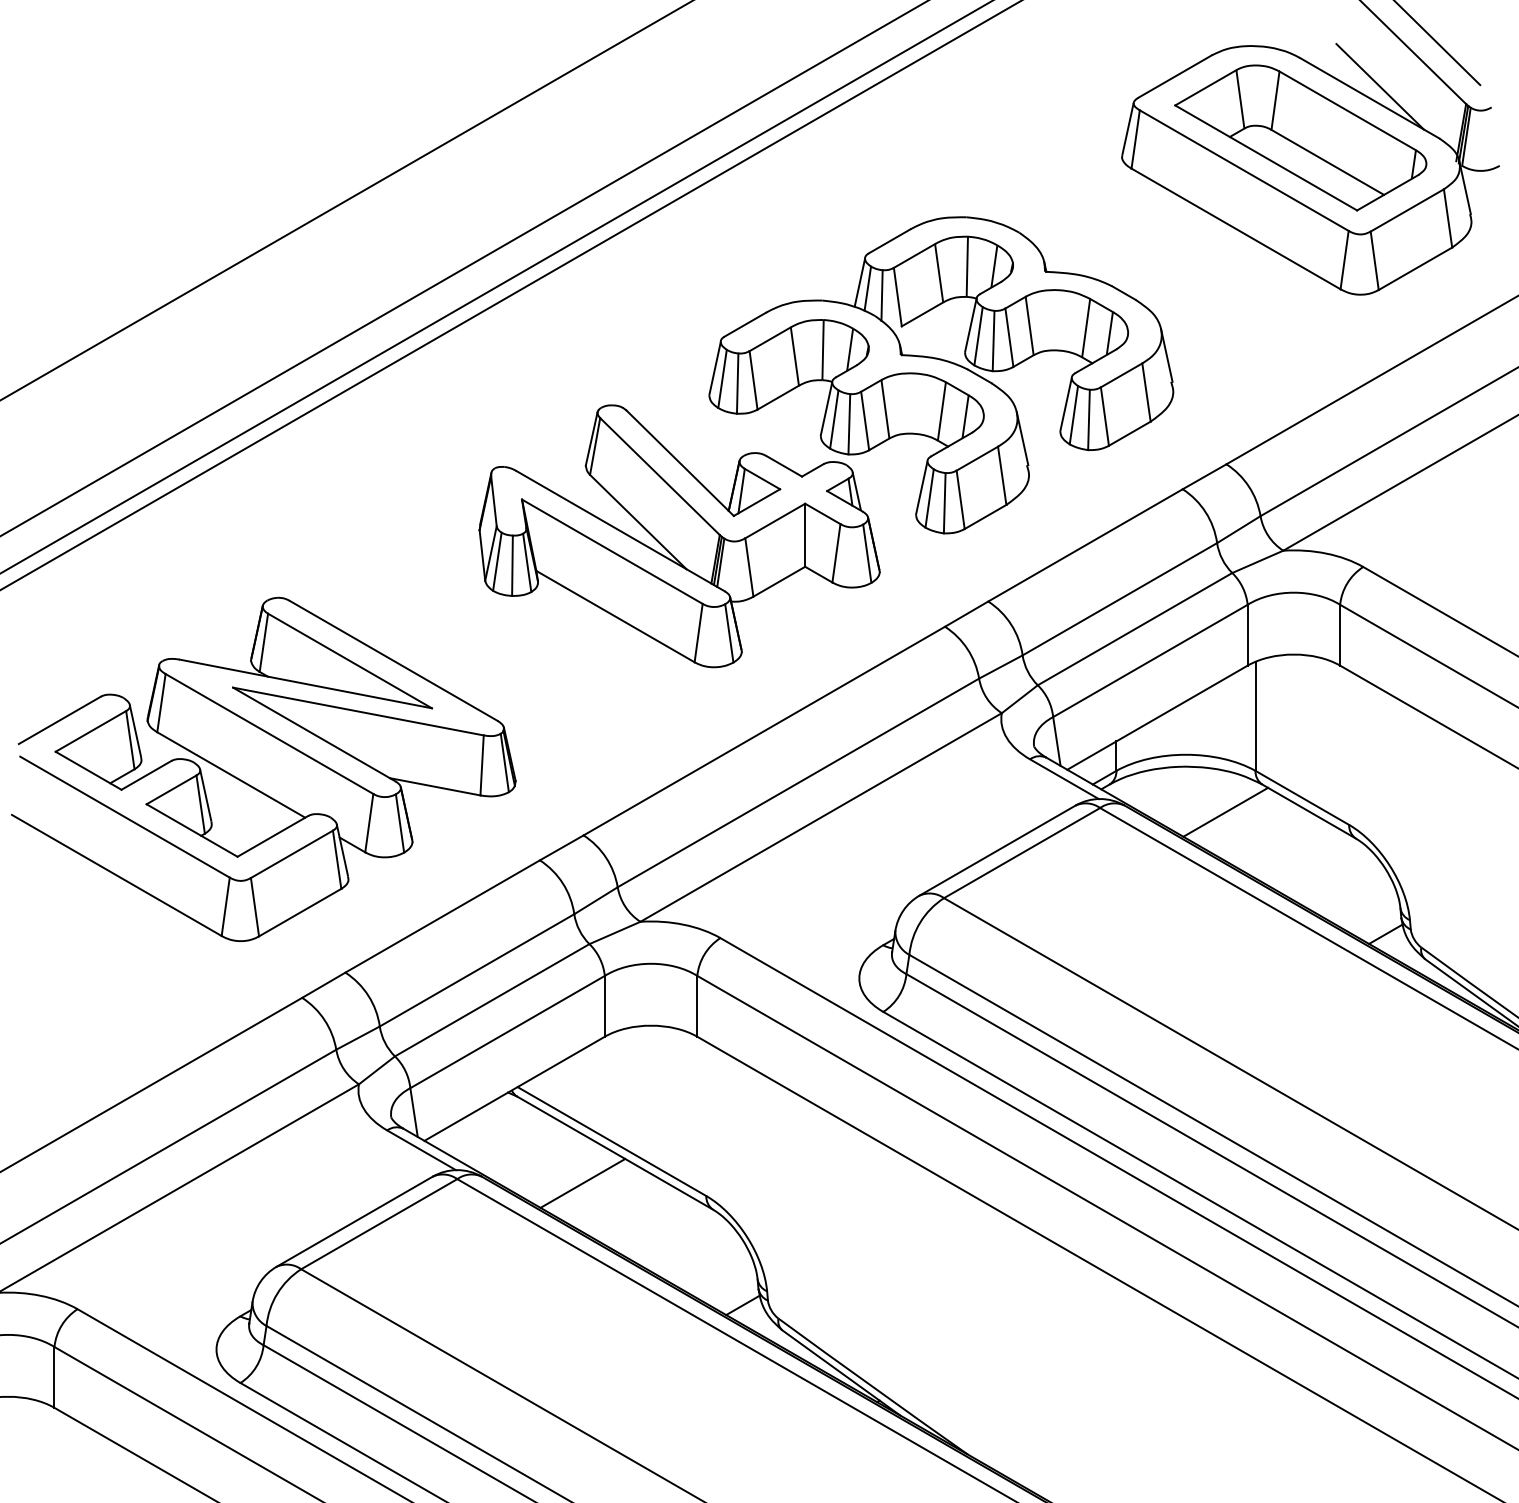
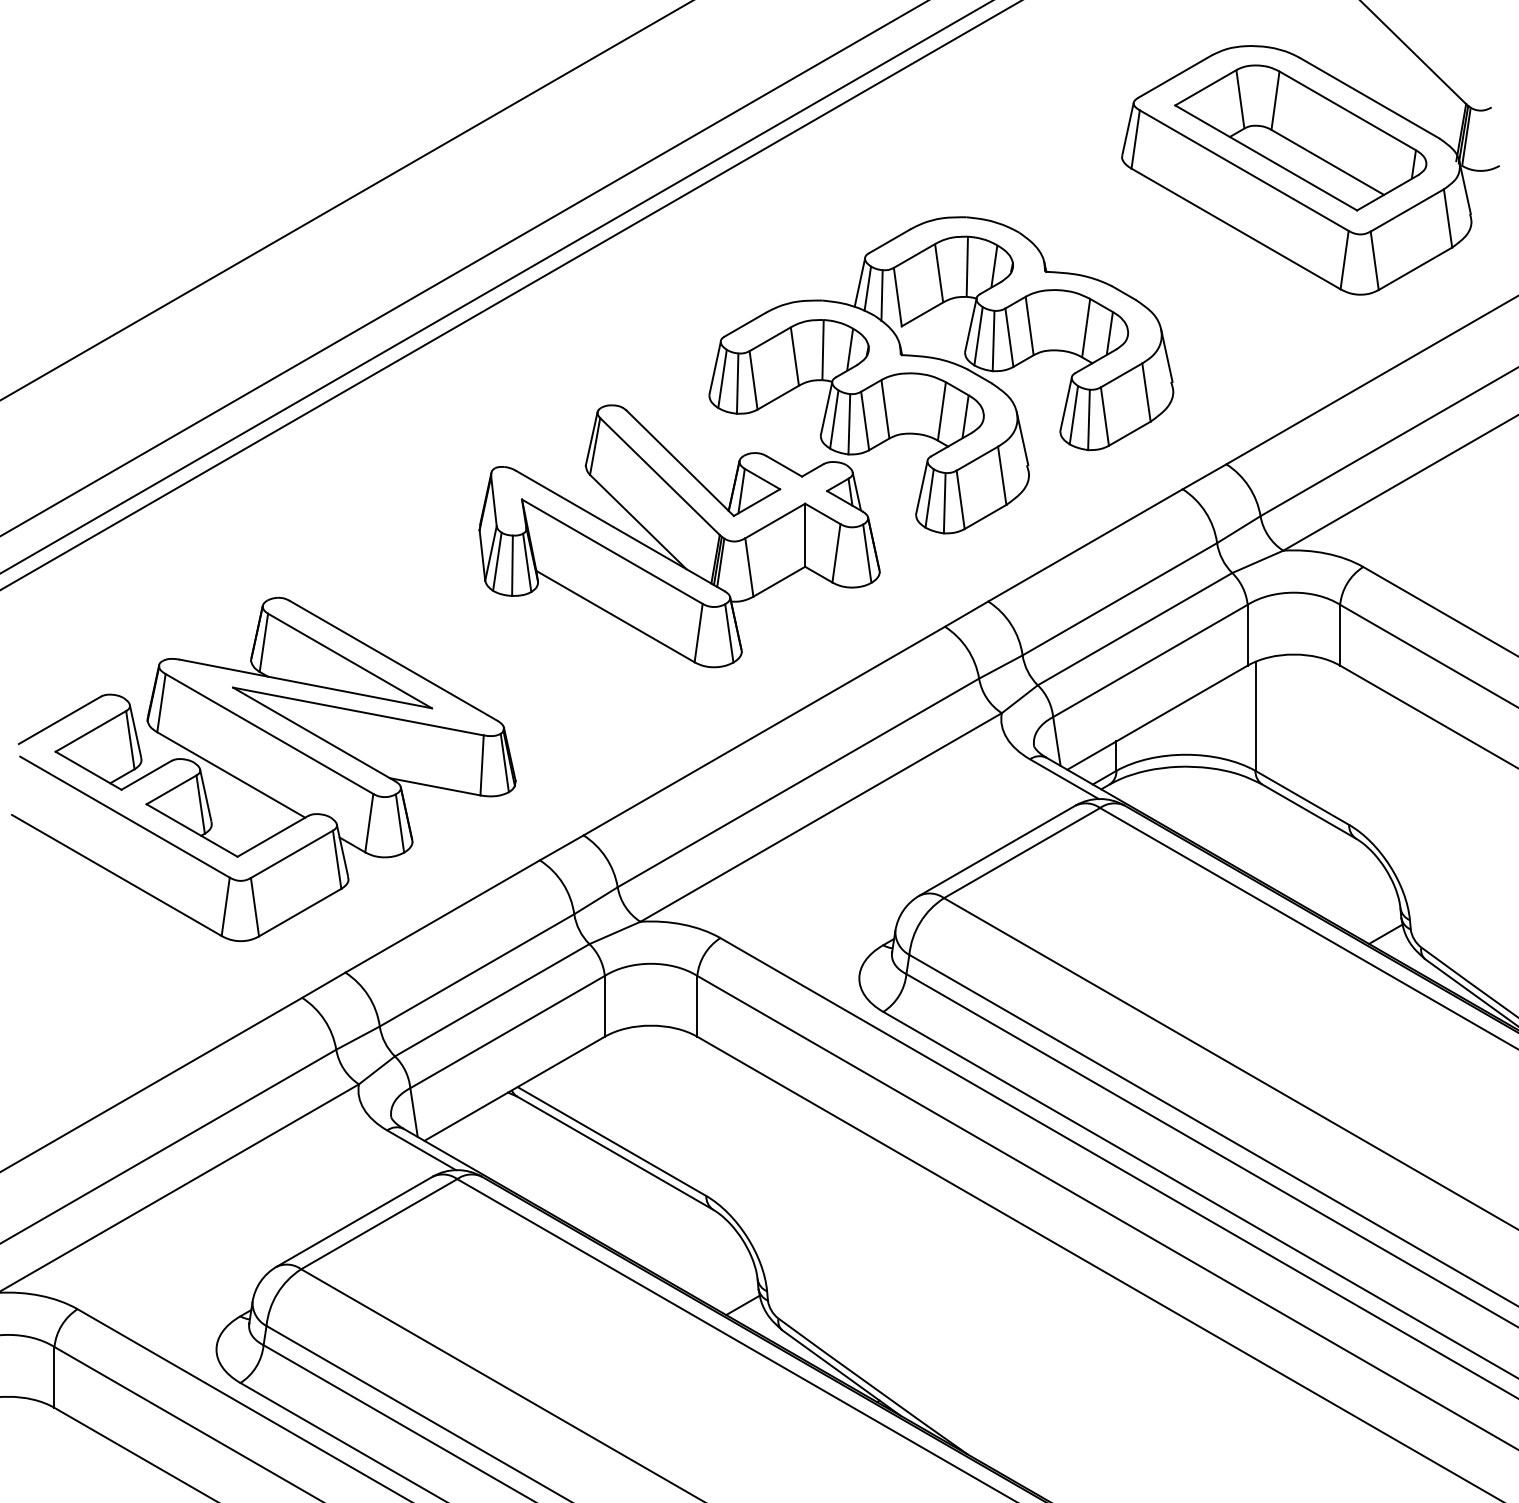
line: present -> none (1437, 43)
line: present -> none (1379, 86)
line: present -> none (1225, 811)
line: present -> none (582, 1182)
